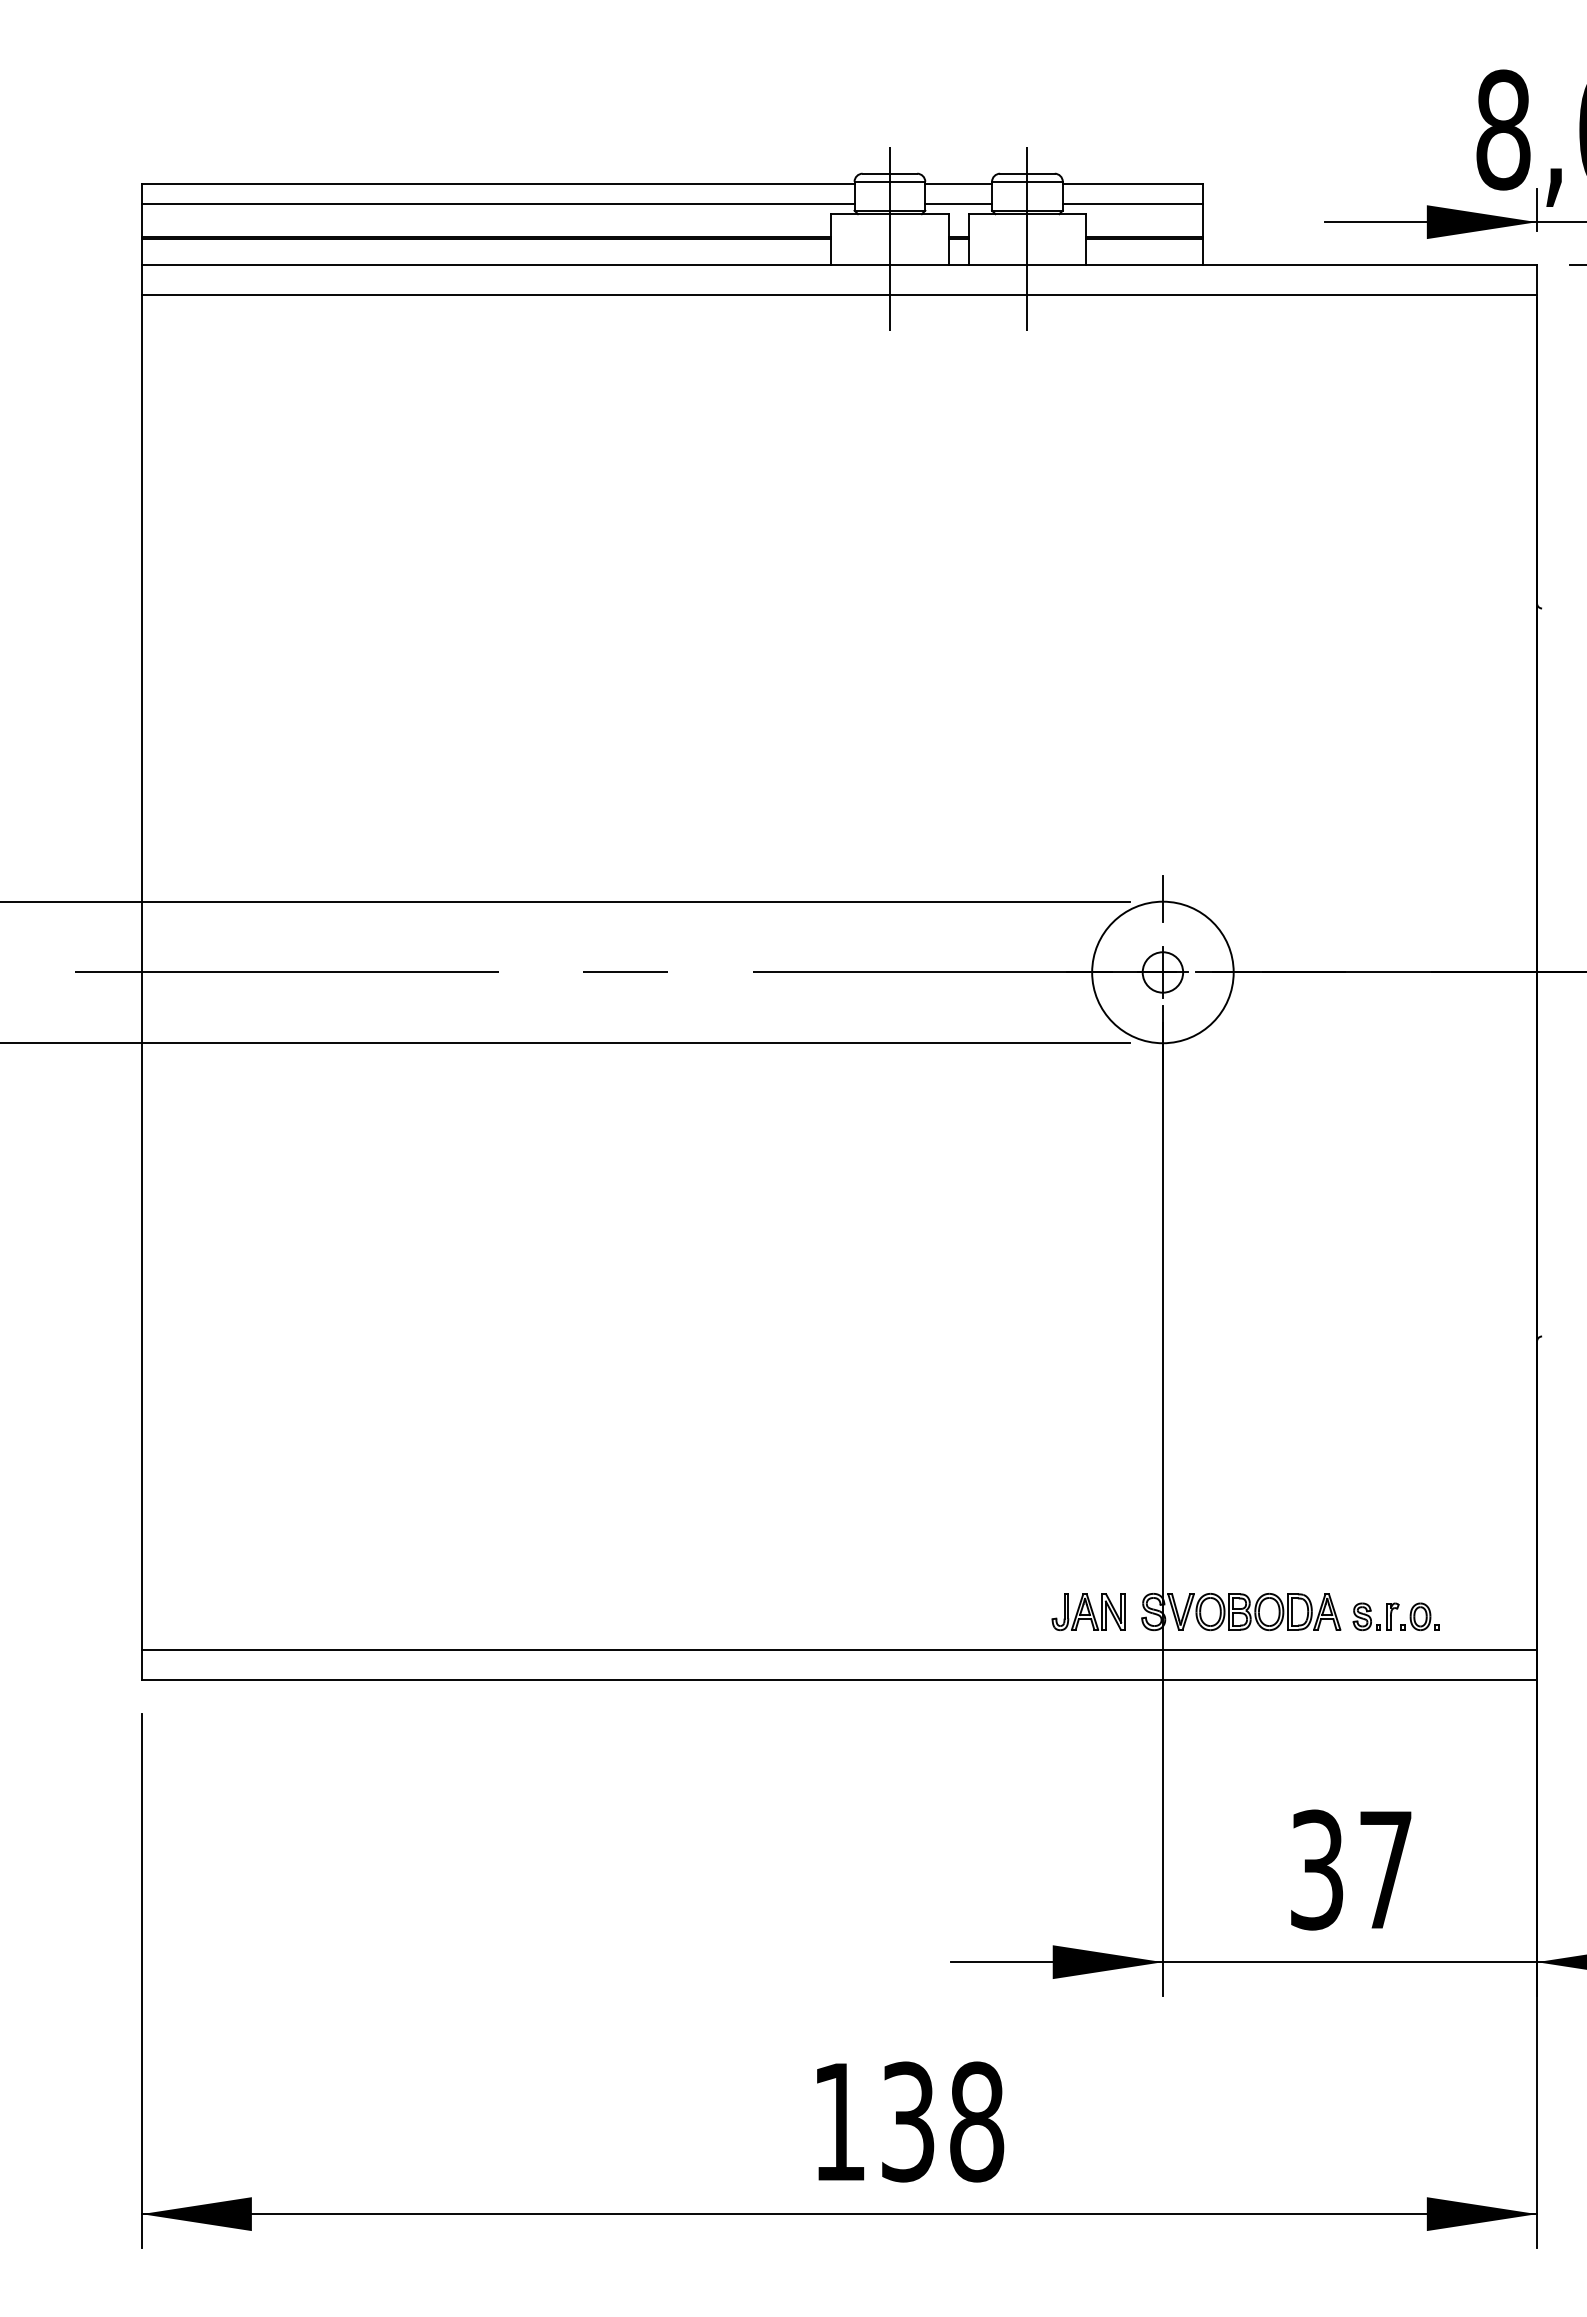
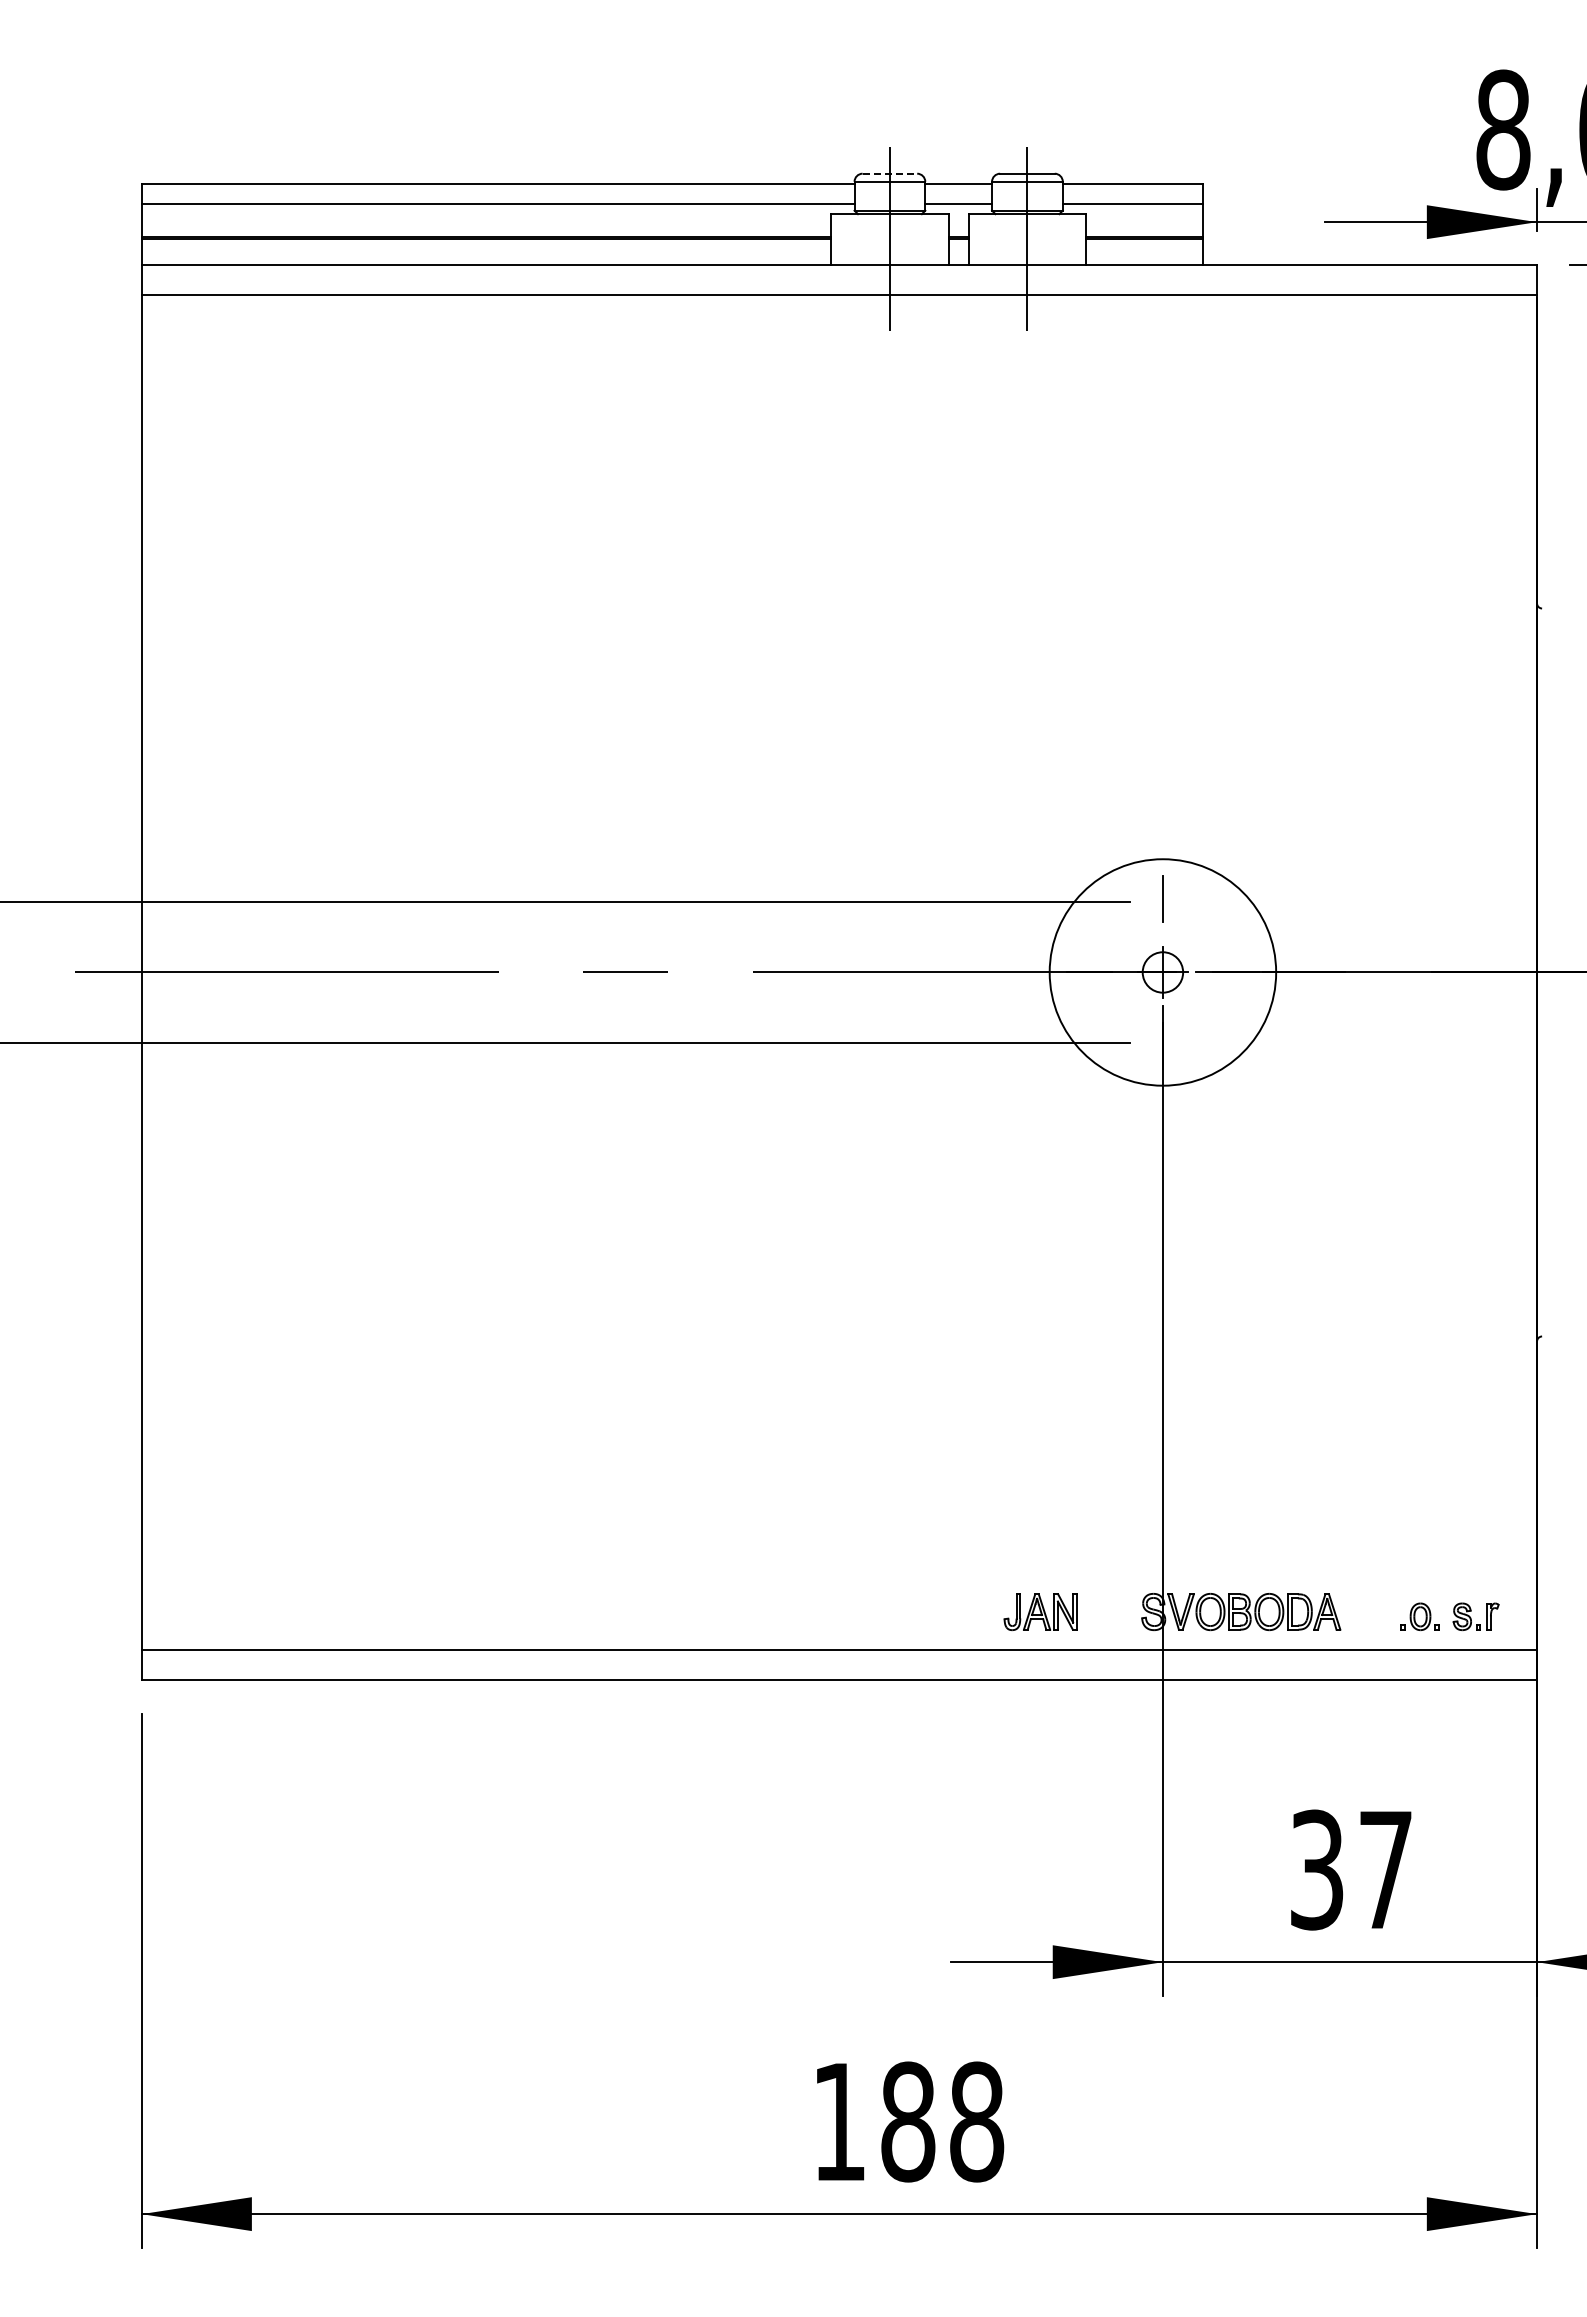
line: solid -> dashed (890, 173)
circle diameter: 142 px -> 226 px (1162, 972)
part position: (1088, 1611) -> (1040, 1611) (1040, 1611)
part position: (1375, 1616) -> (1475, 1616) (1475, 1616)
text: 138 -> 188 (908, 2121)
